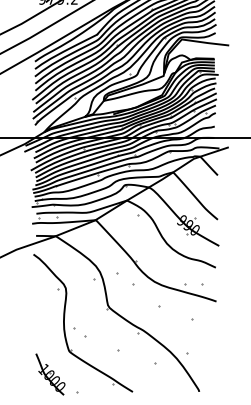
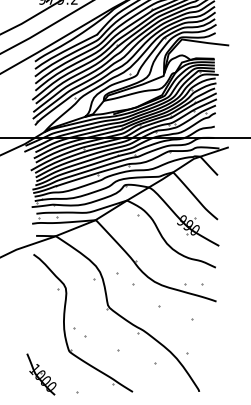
part position: (50, 374) -> (41, 374) (41, 374)
